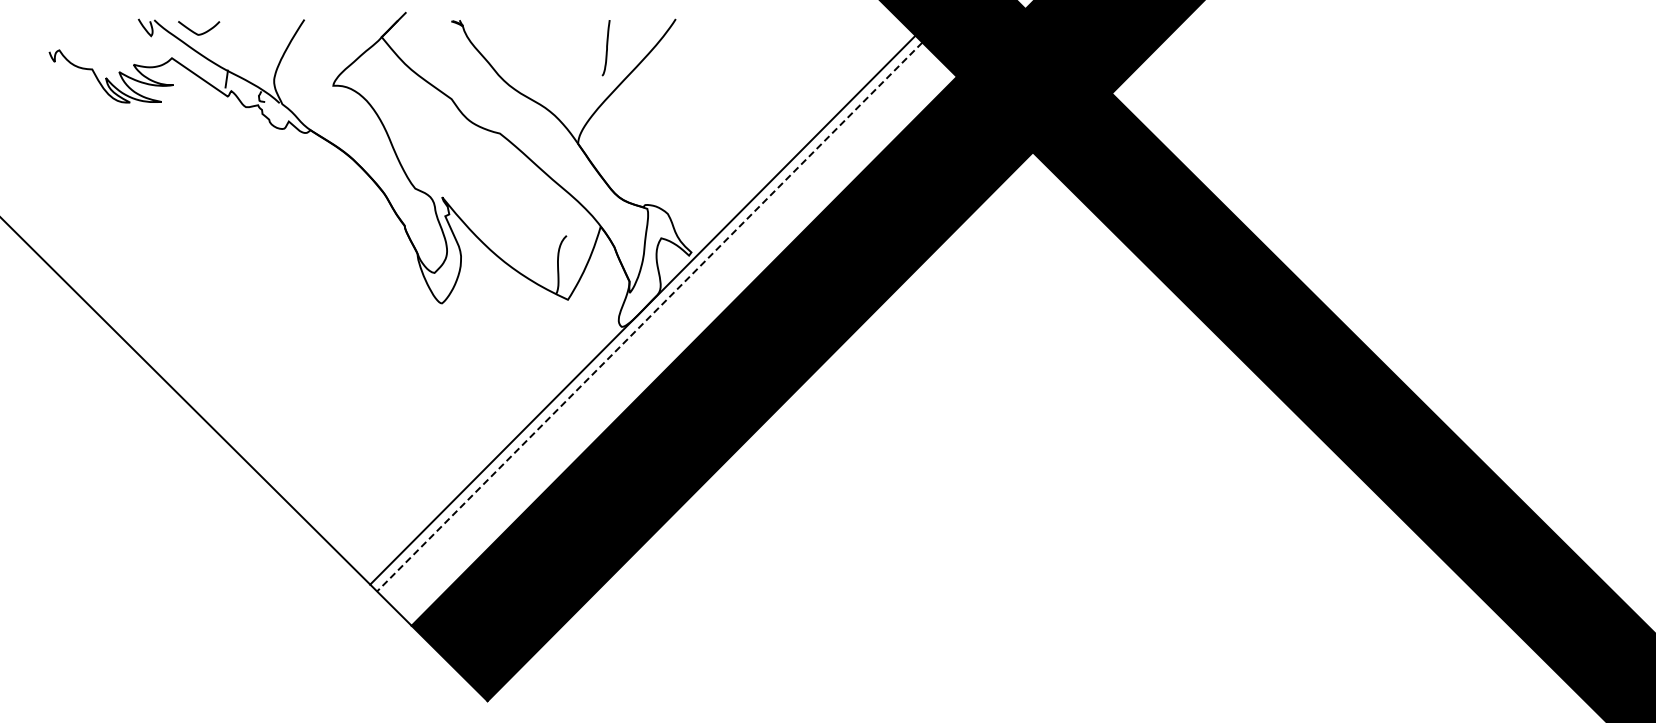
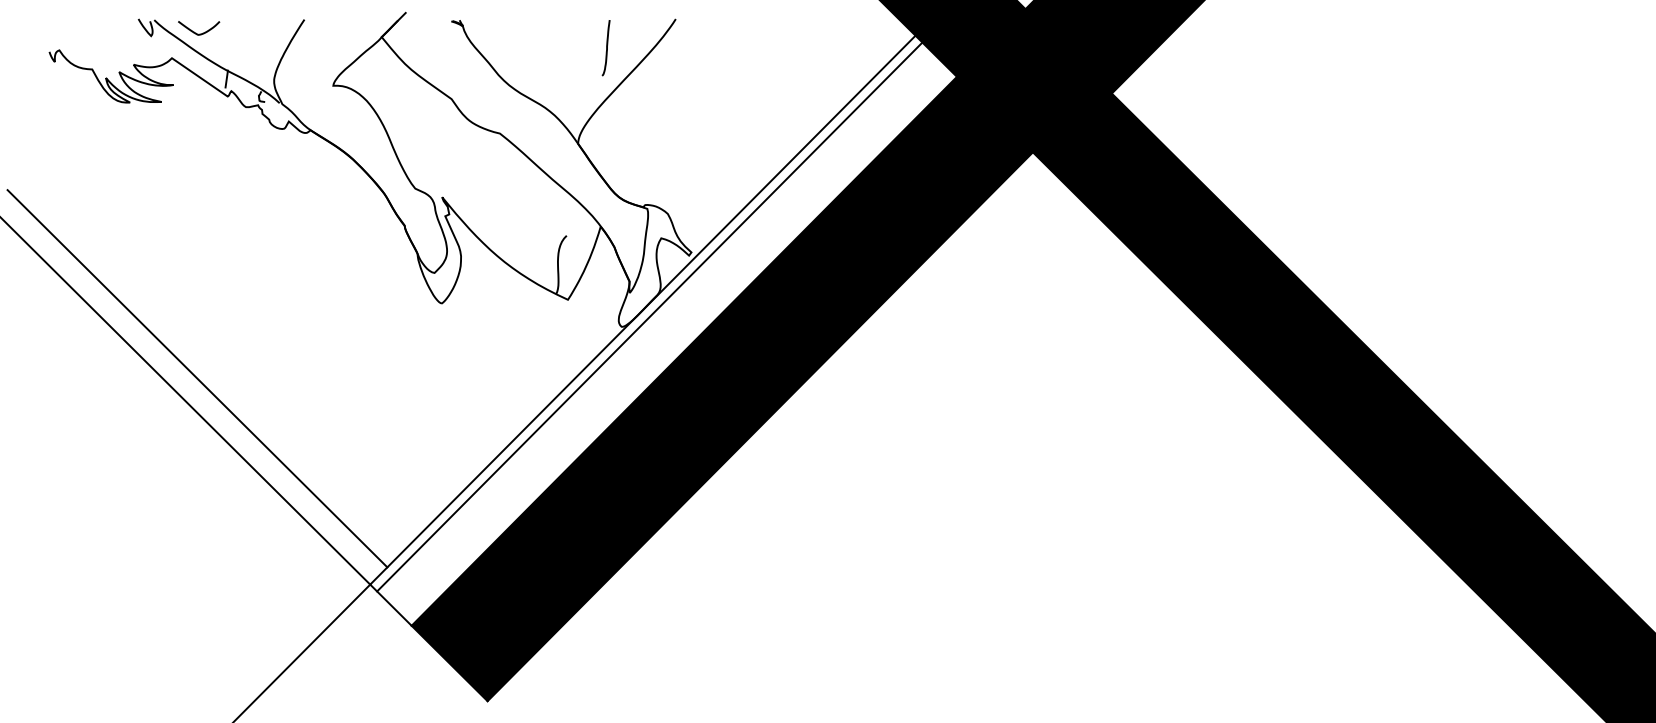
line: dashed -> solid (649, 317)
line: none -> present (197, 378)
line: none -> present (303, 651)
